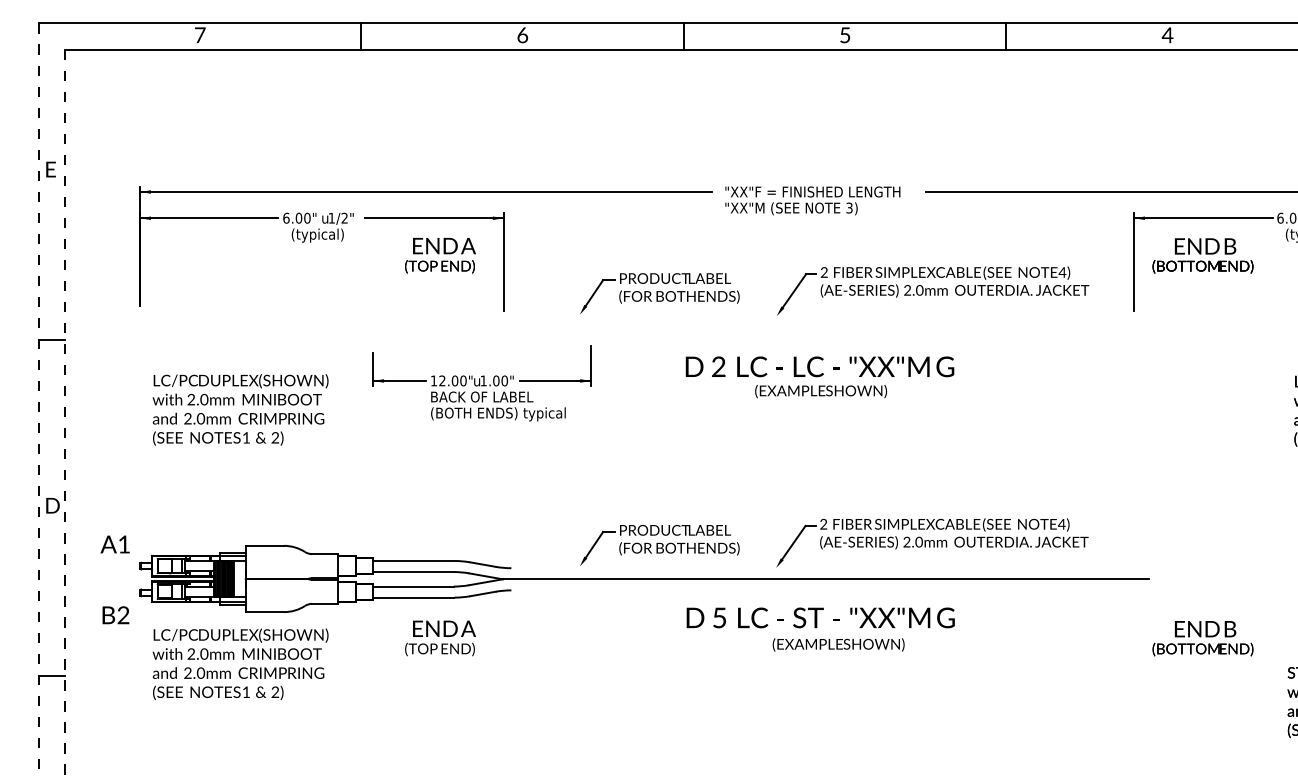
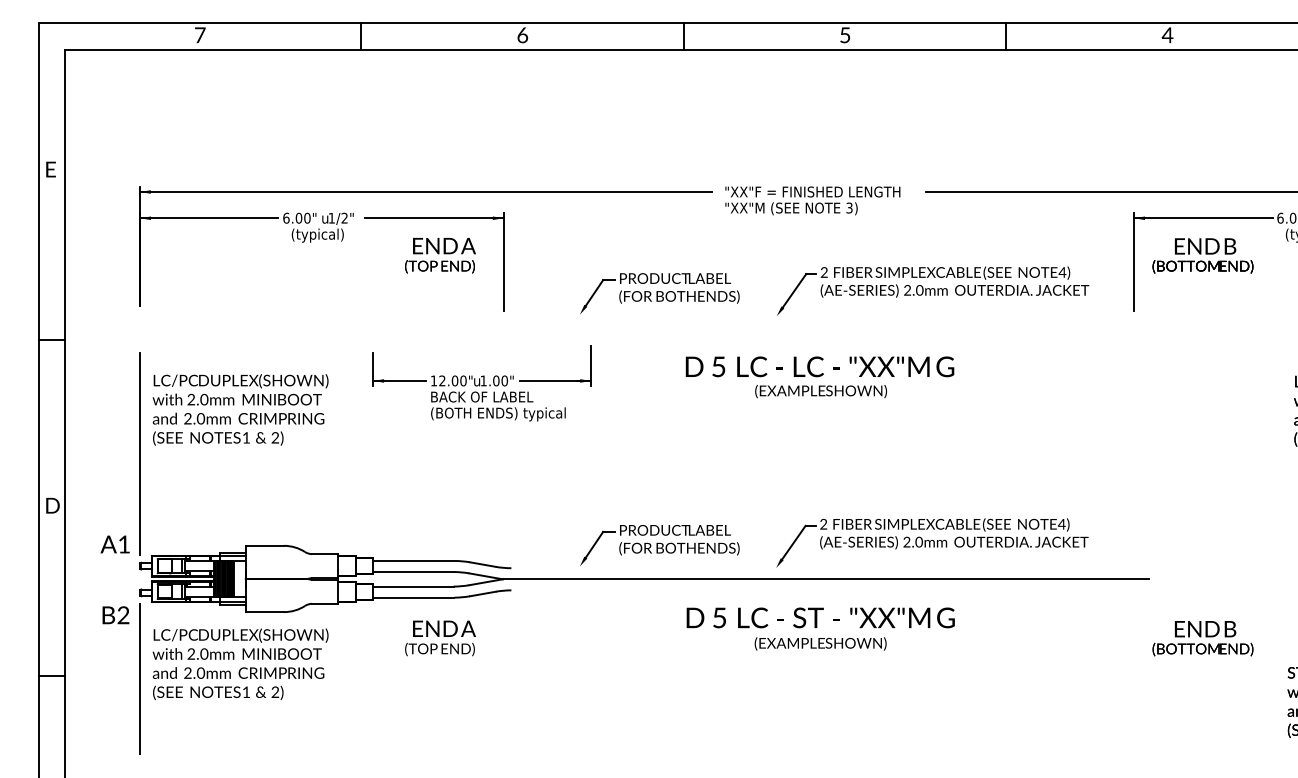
text: 2 -> 5 (718, 366)
line: dashed -> solid (38, 400)
line: dashed -> solid (65, 413)
line: none -> present (140, 453)
text position: (838, 644) -> (820, 643) (820, 643)
line: none -> present (140, 678)
